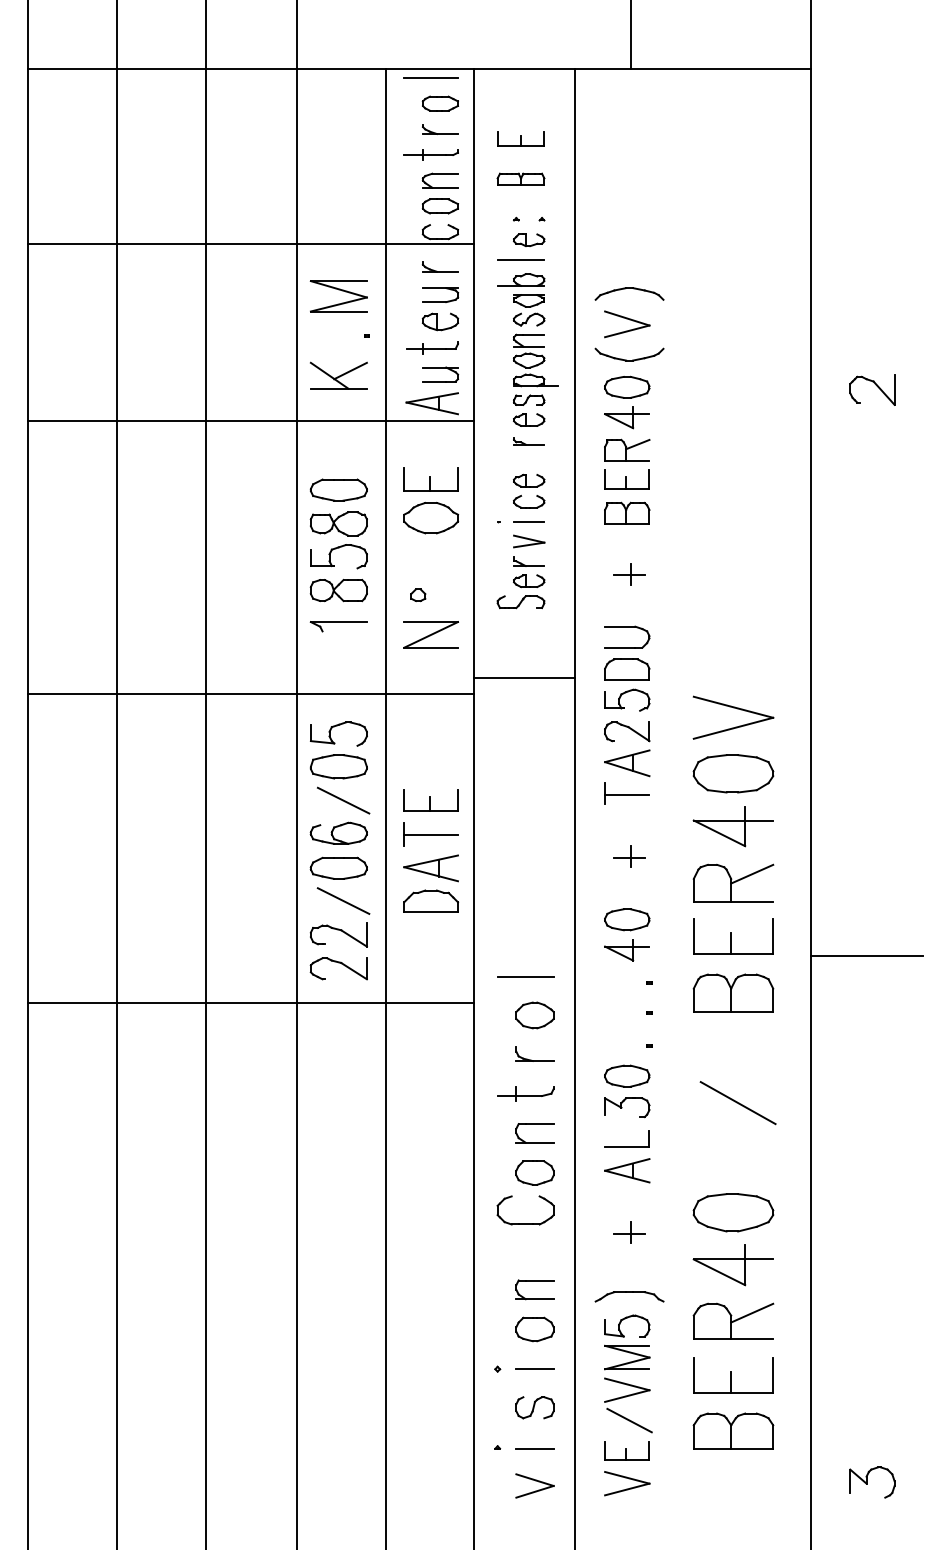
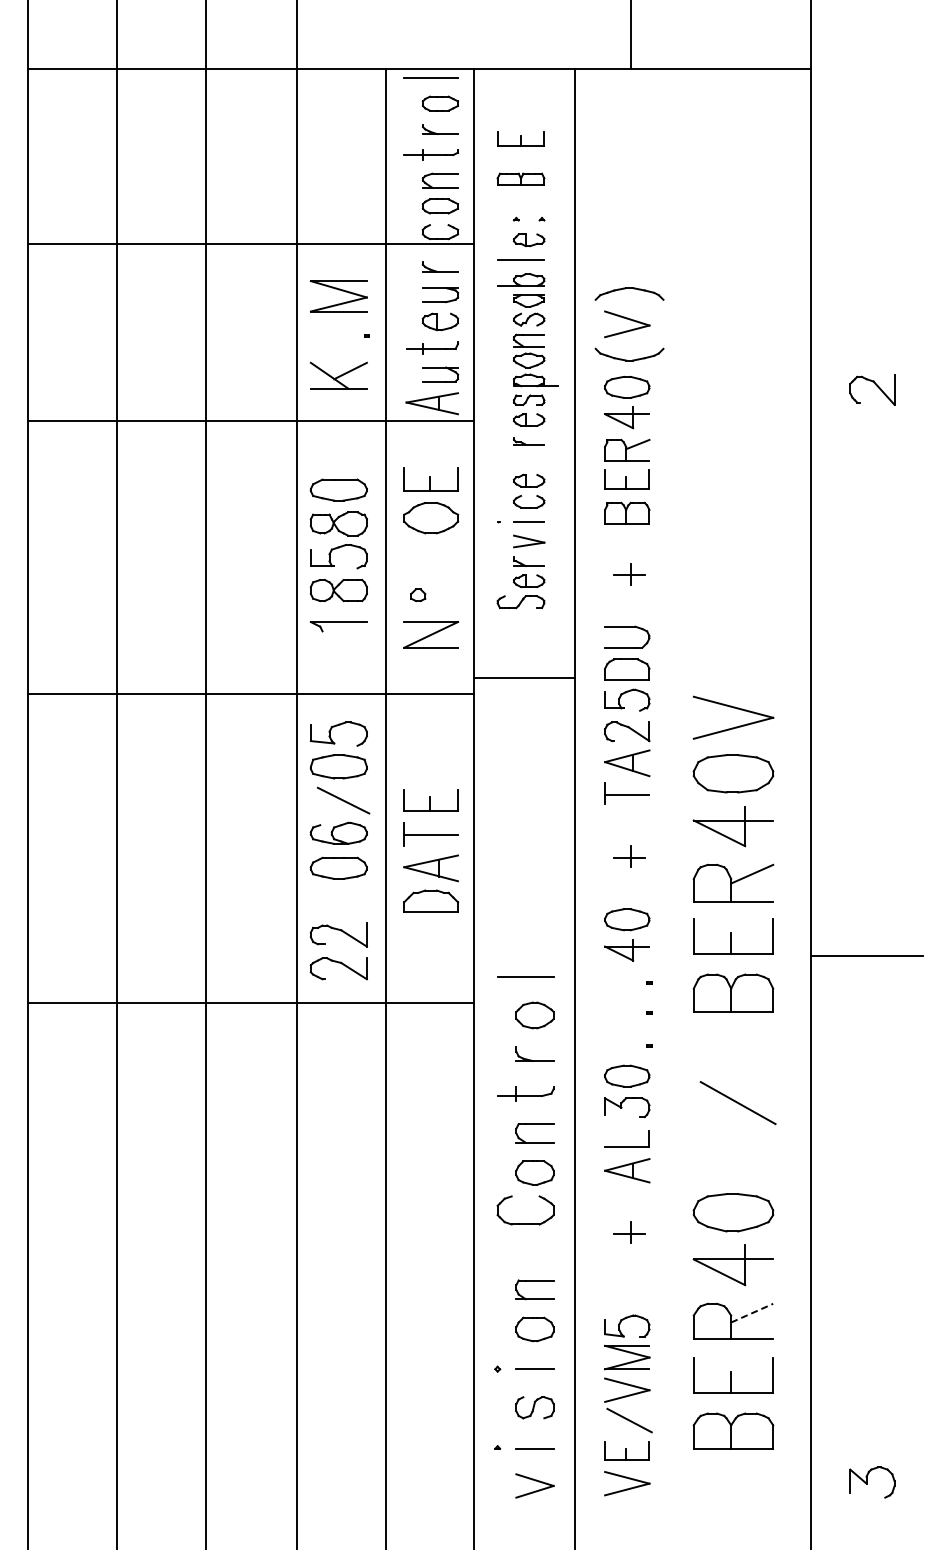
line: present -> none (343, 900)
part: present -> none (629, 1296)
line: solid -> dashed (752, 1313)
